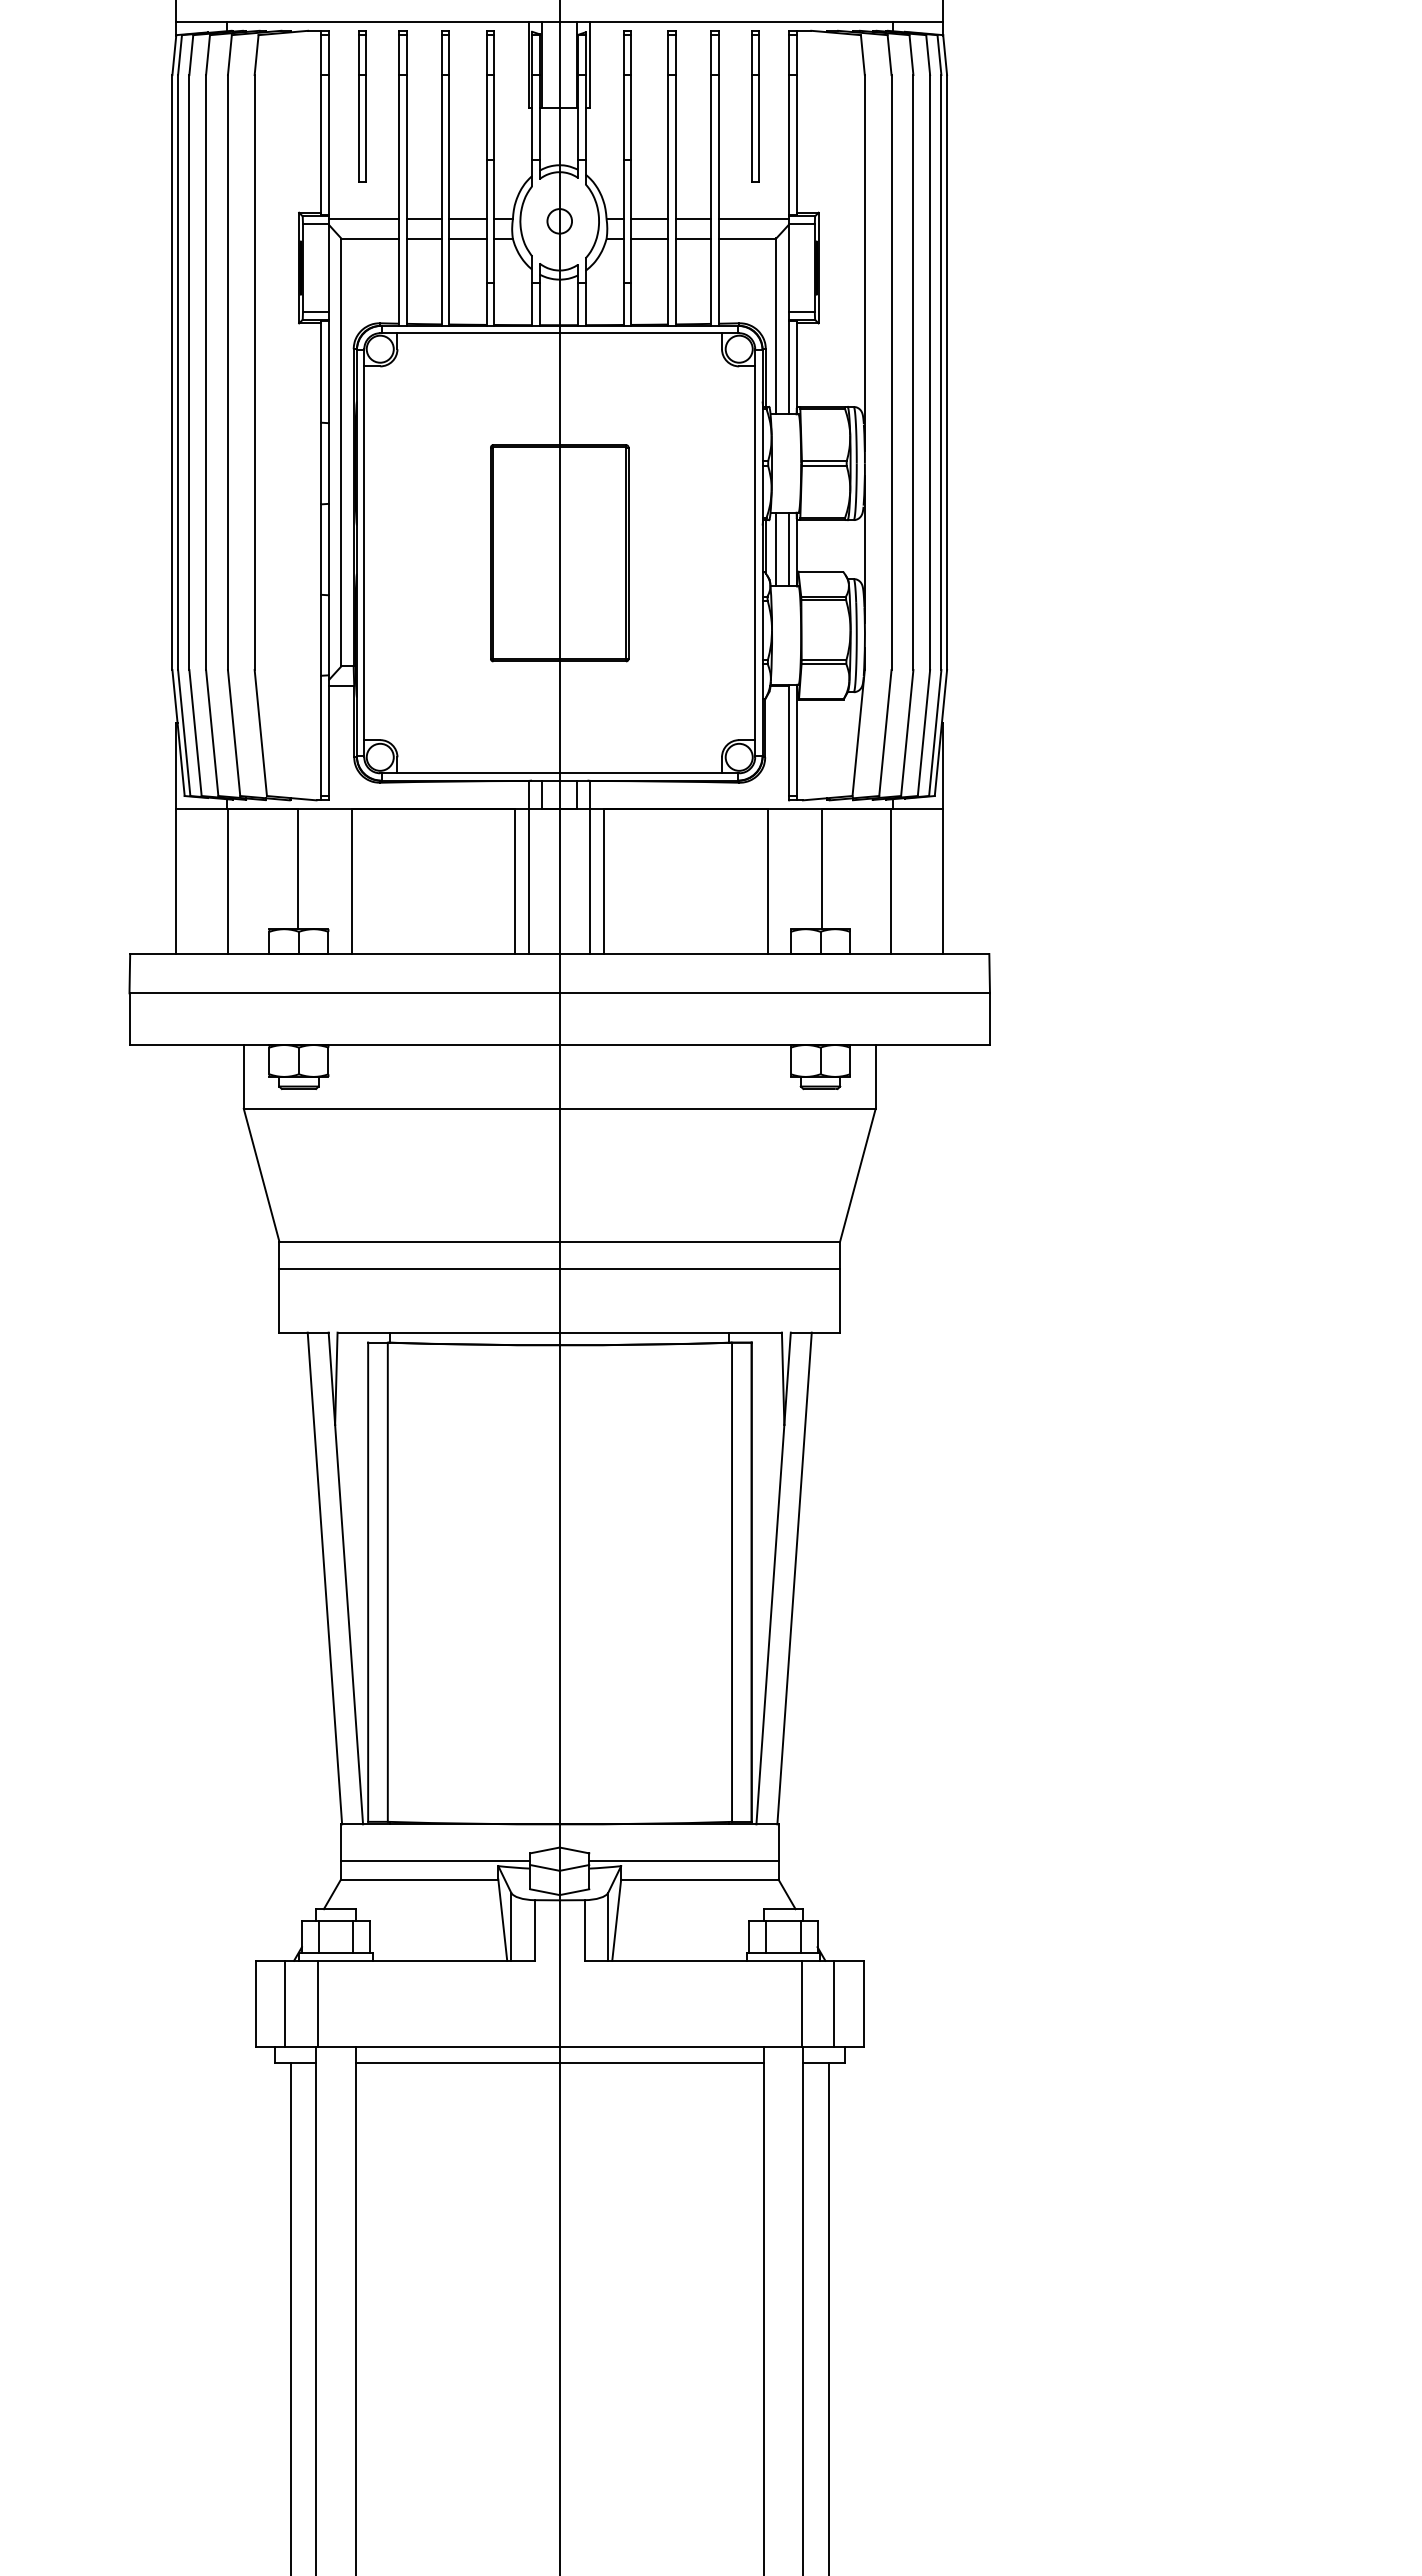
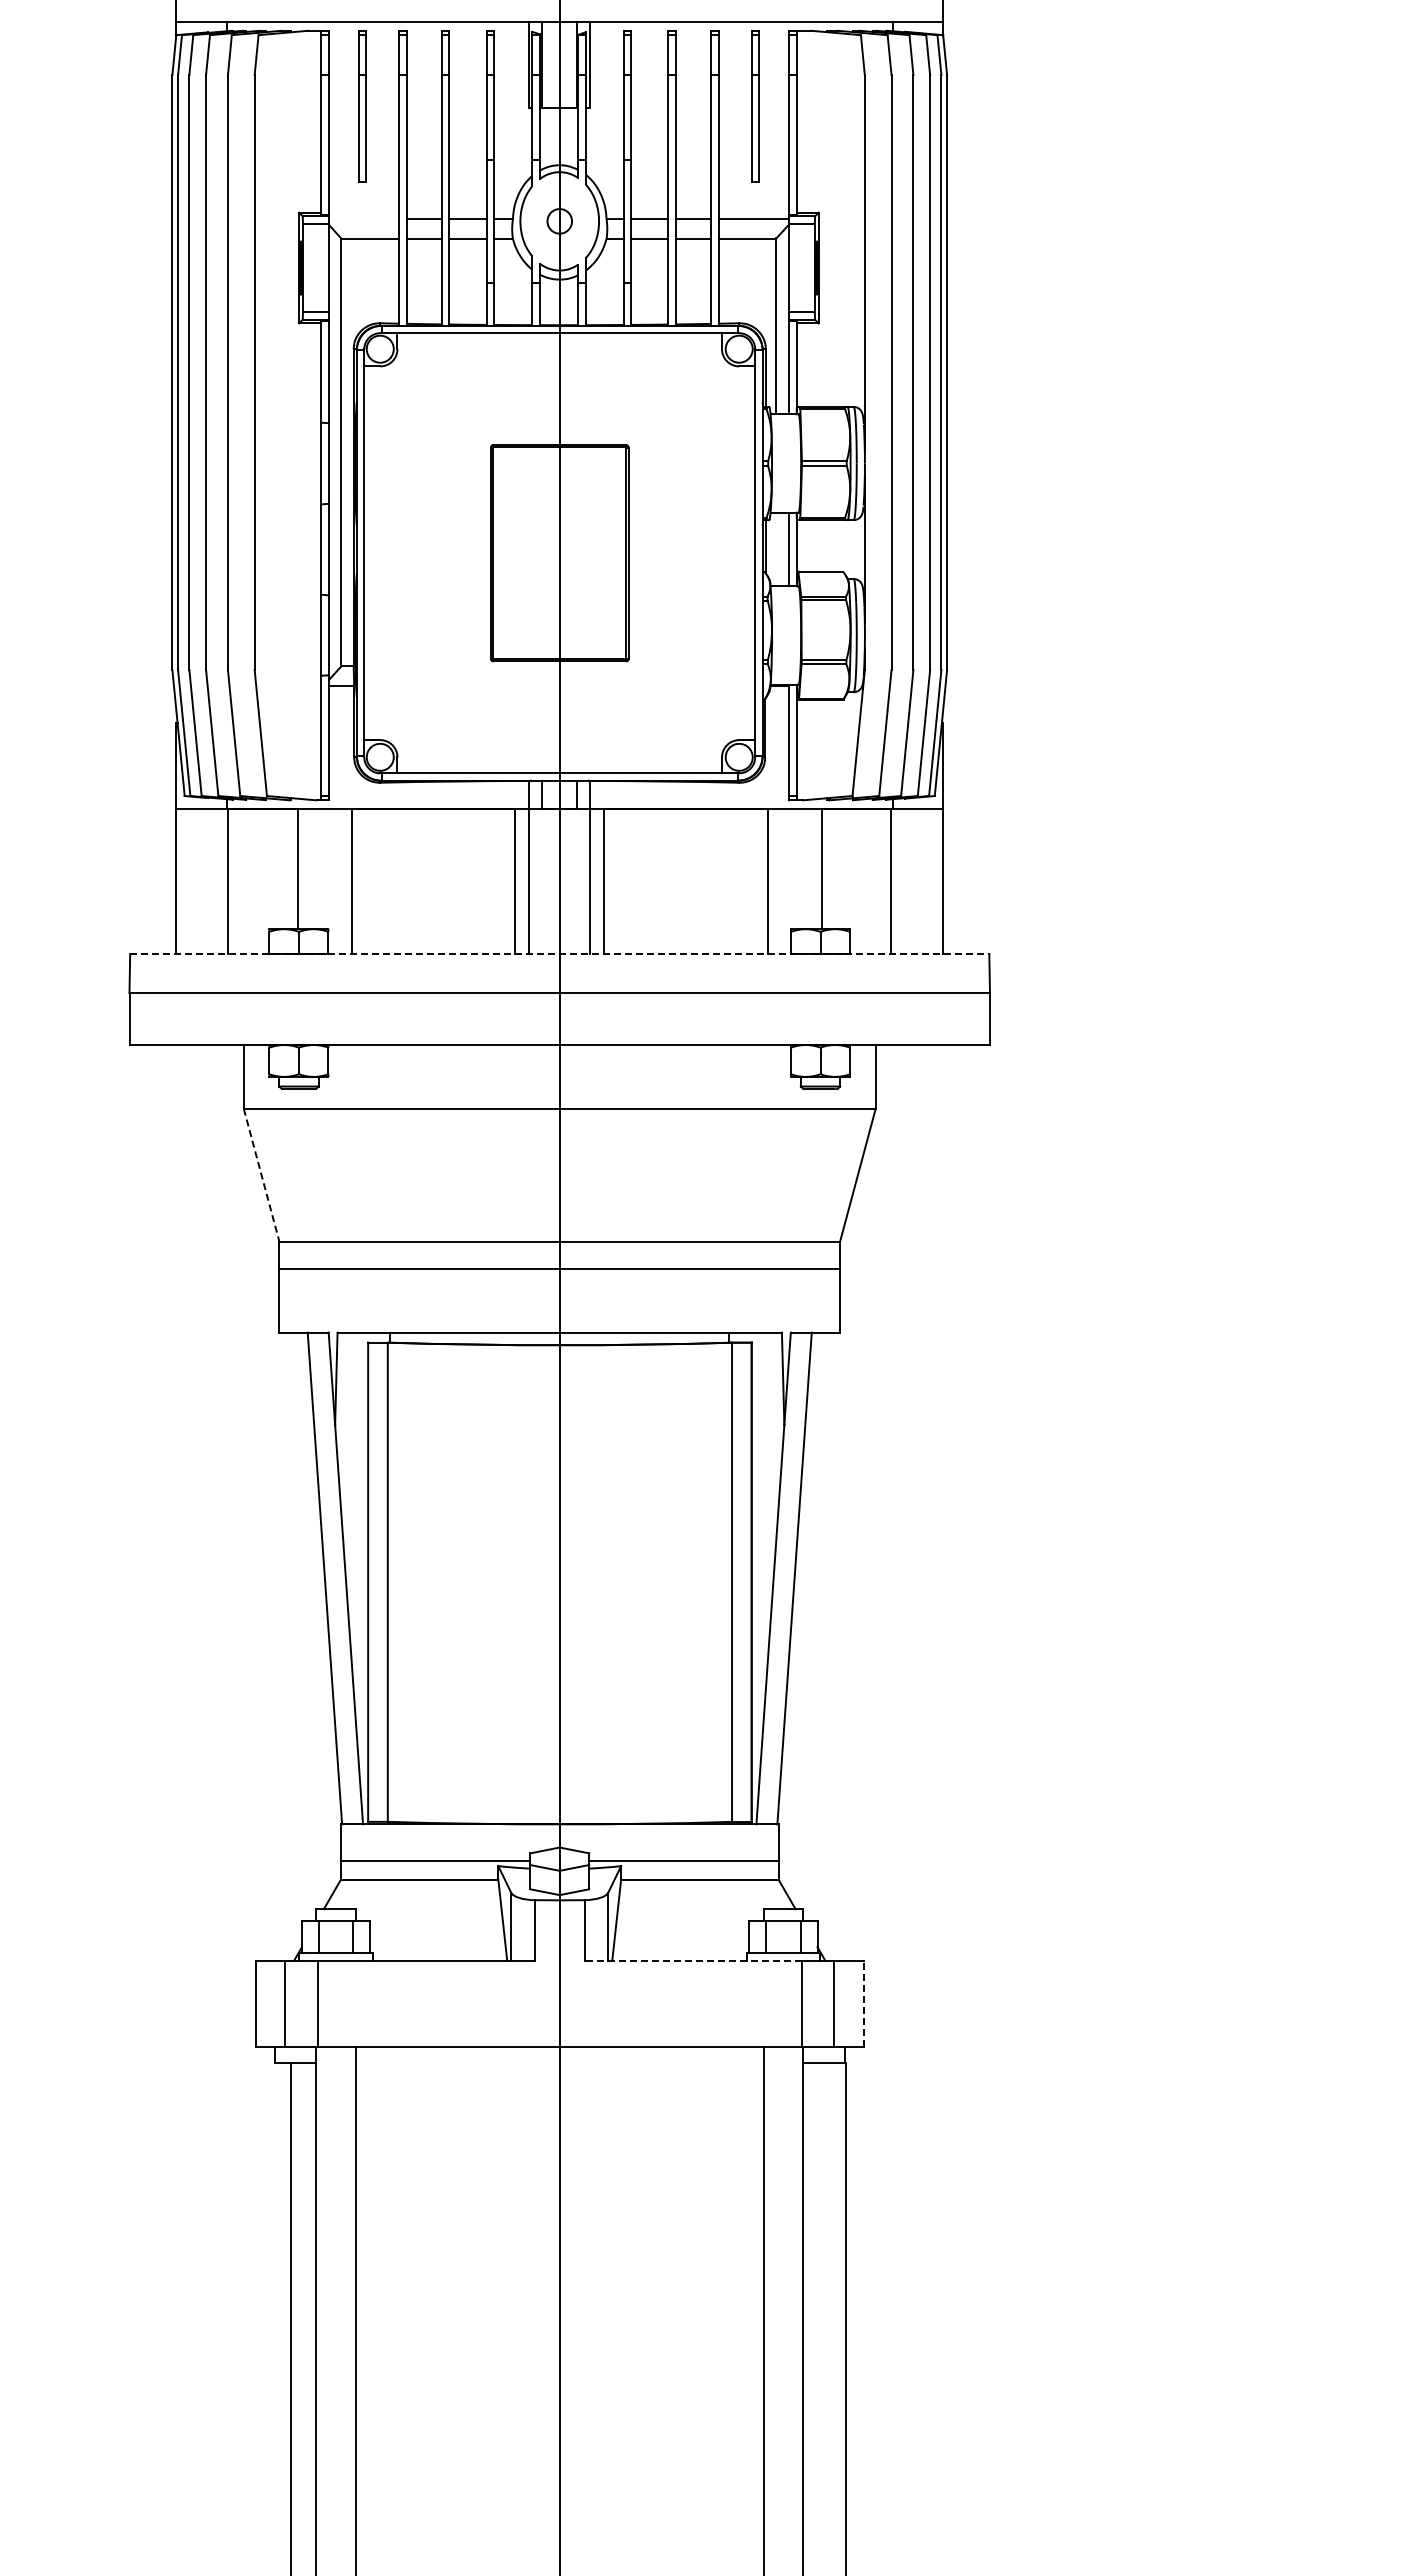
line: present -> none (363, 218)
line: present -> none (776, 549)
line: solid -> dashed (559, 954)
line: solid -> dashed (261, 1175)
line: solid -> dashed (693, 1960)
line: solid -> dashed (863, 2003)
line: present -> none (559, 2062)
line position: (828, 2317) -> (845, 2317) (845, 2317)
